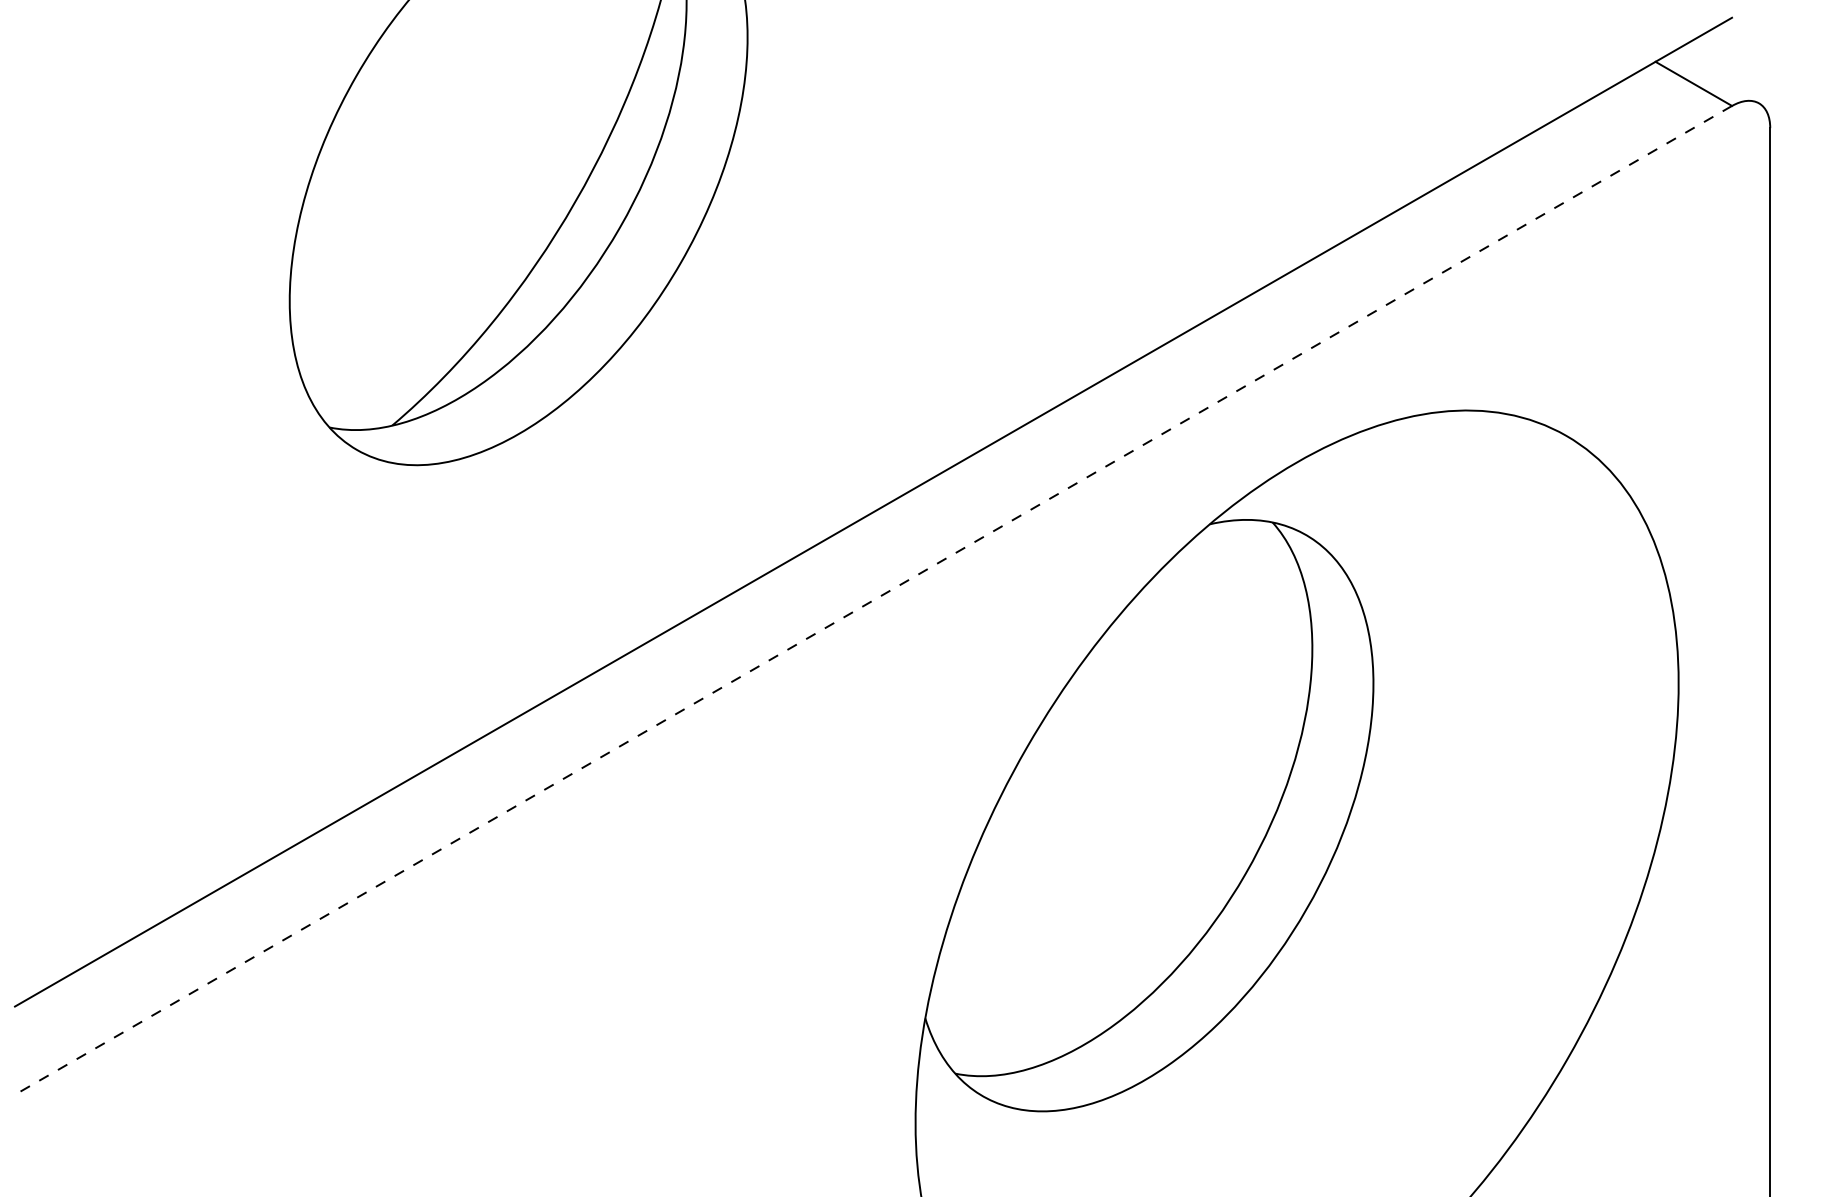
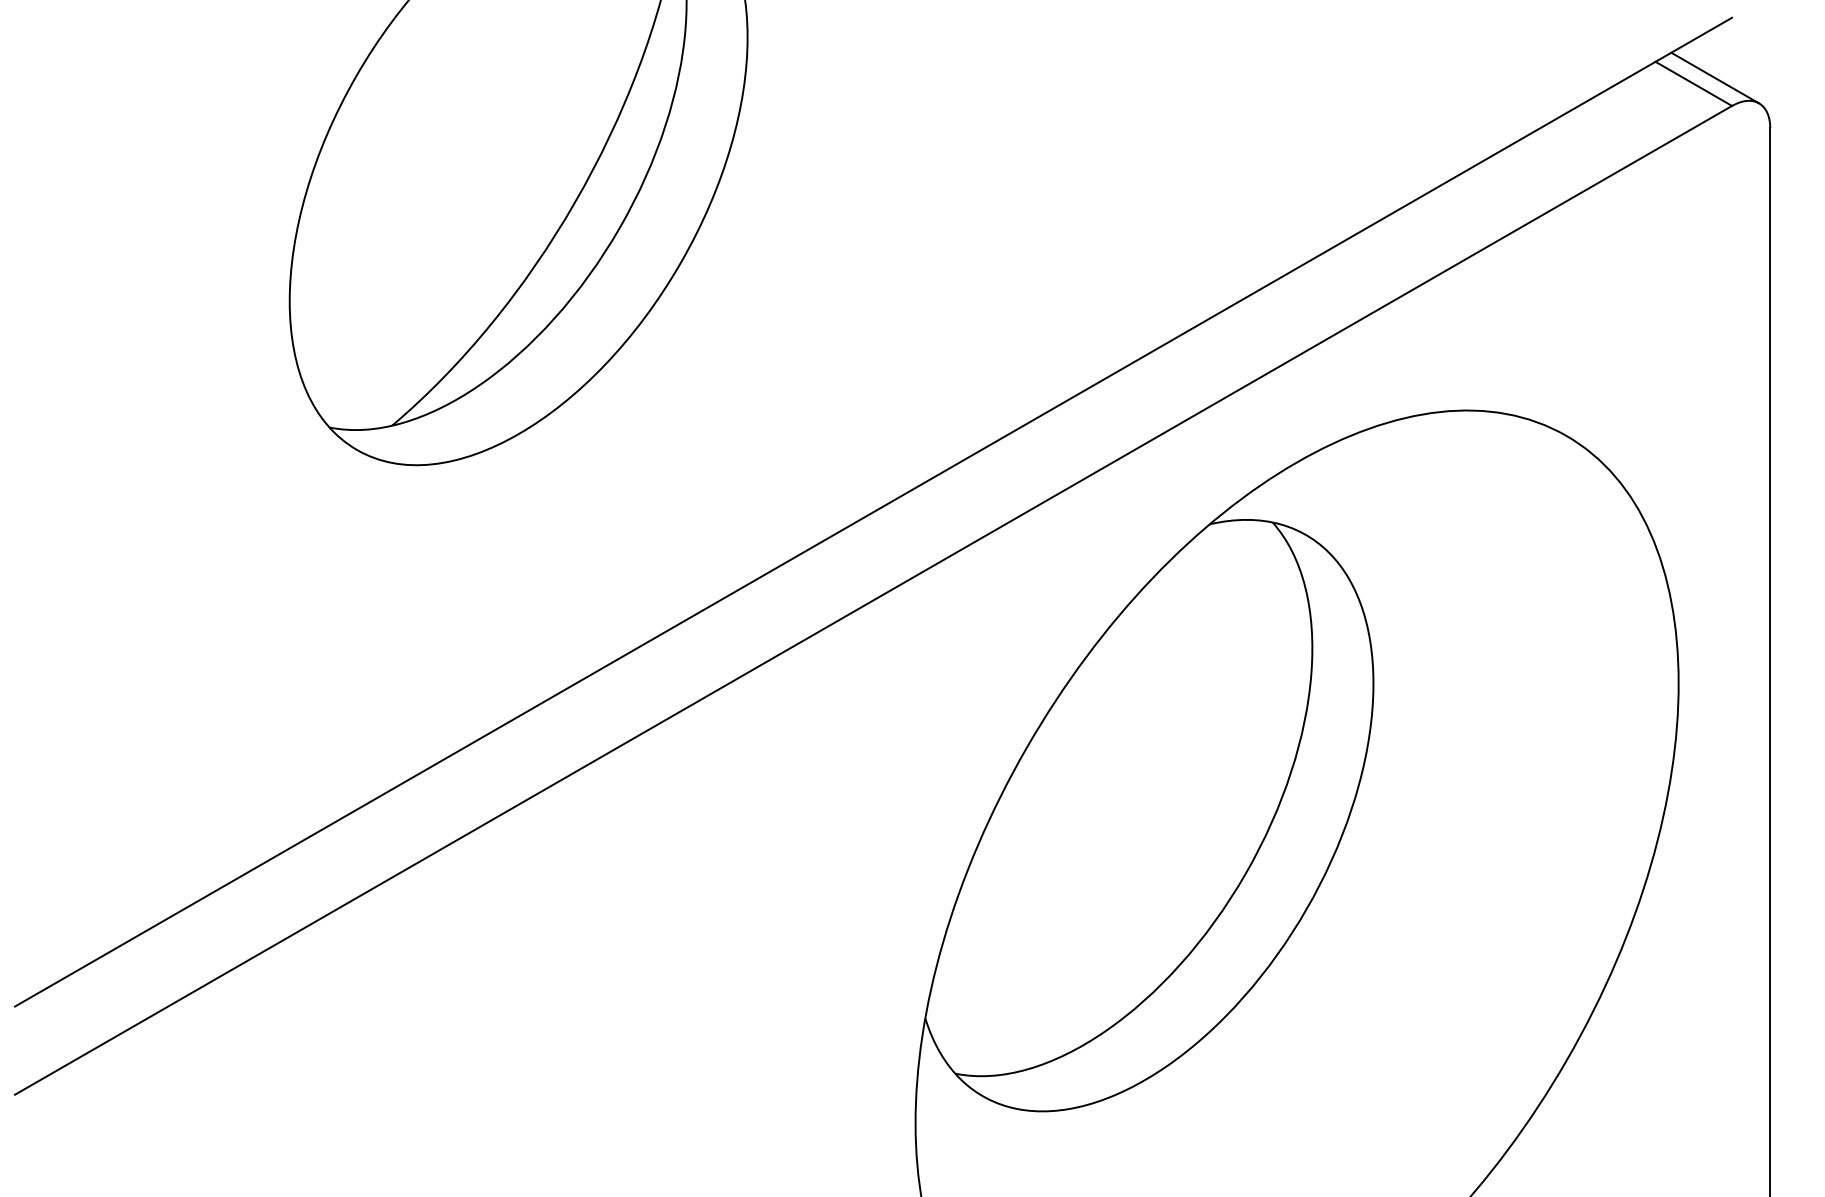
line: none -> present (1715, 77)
line: dashed -> solid (873, 600)
